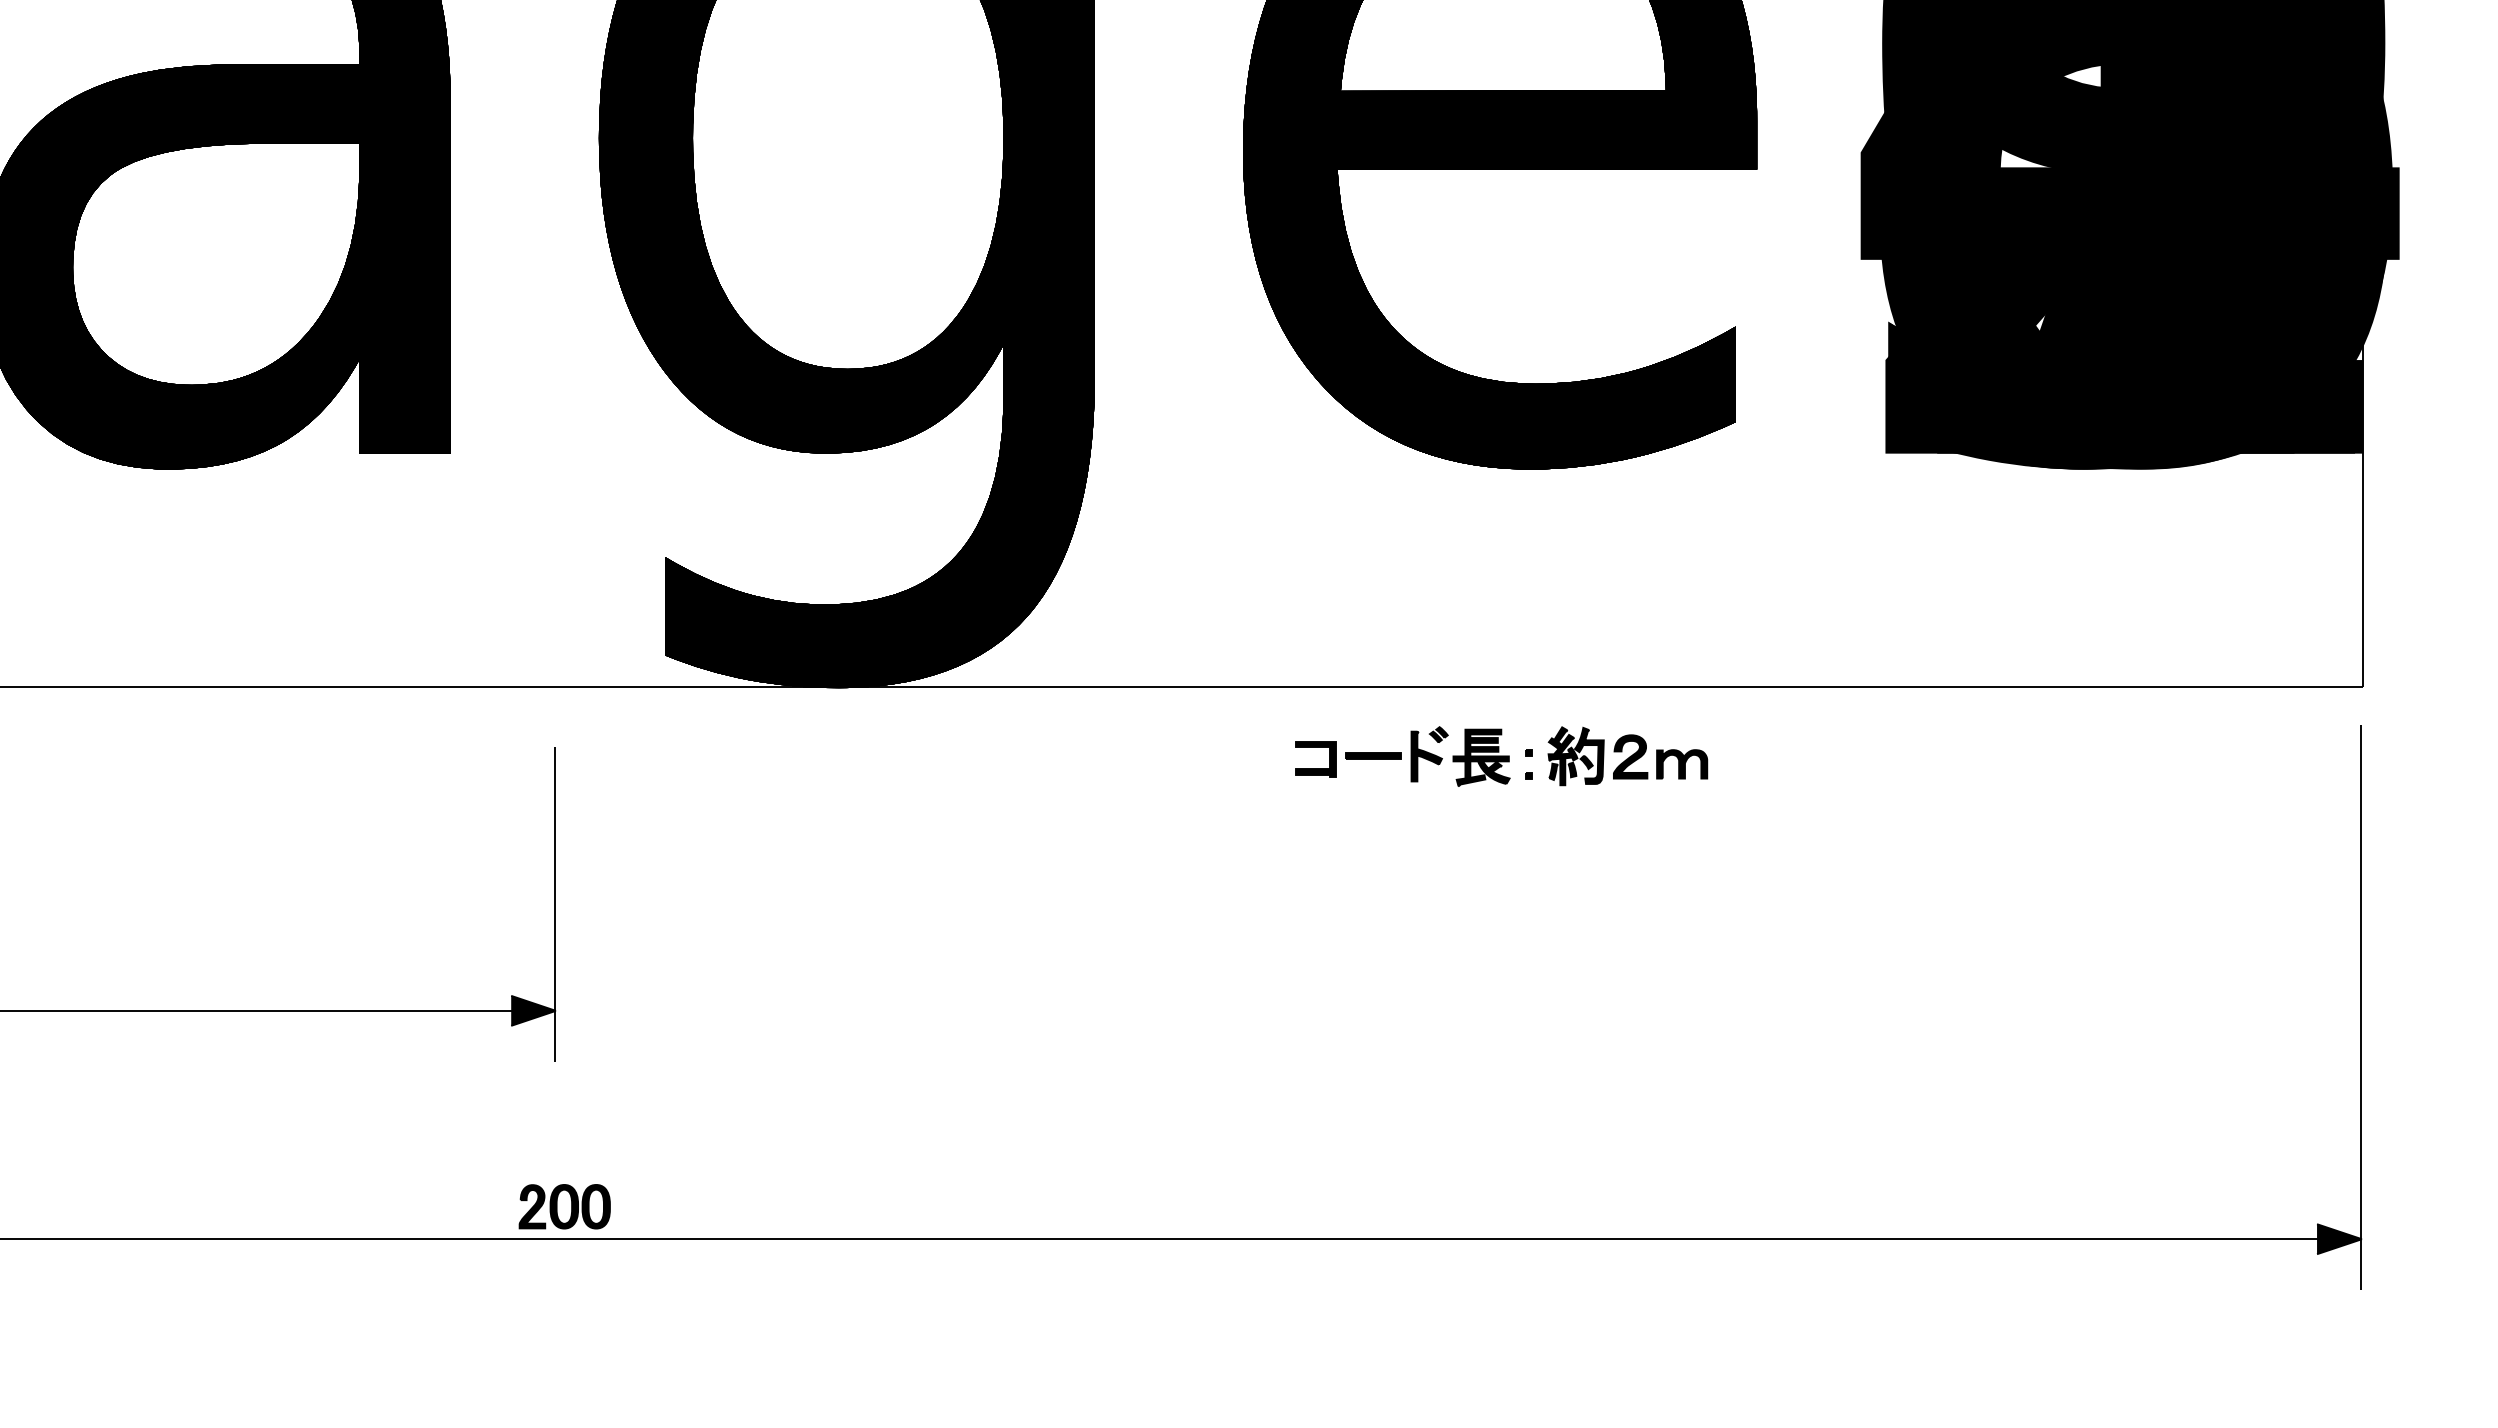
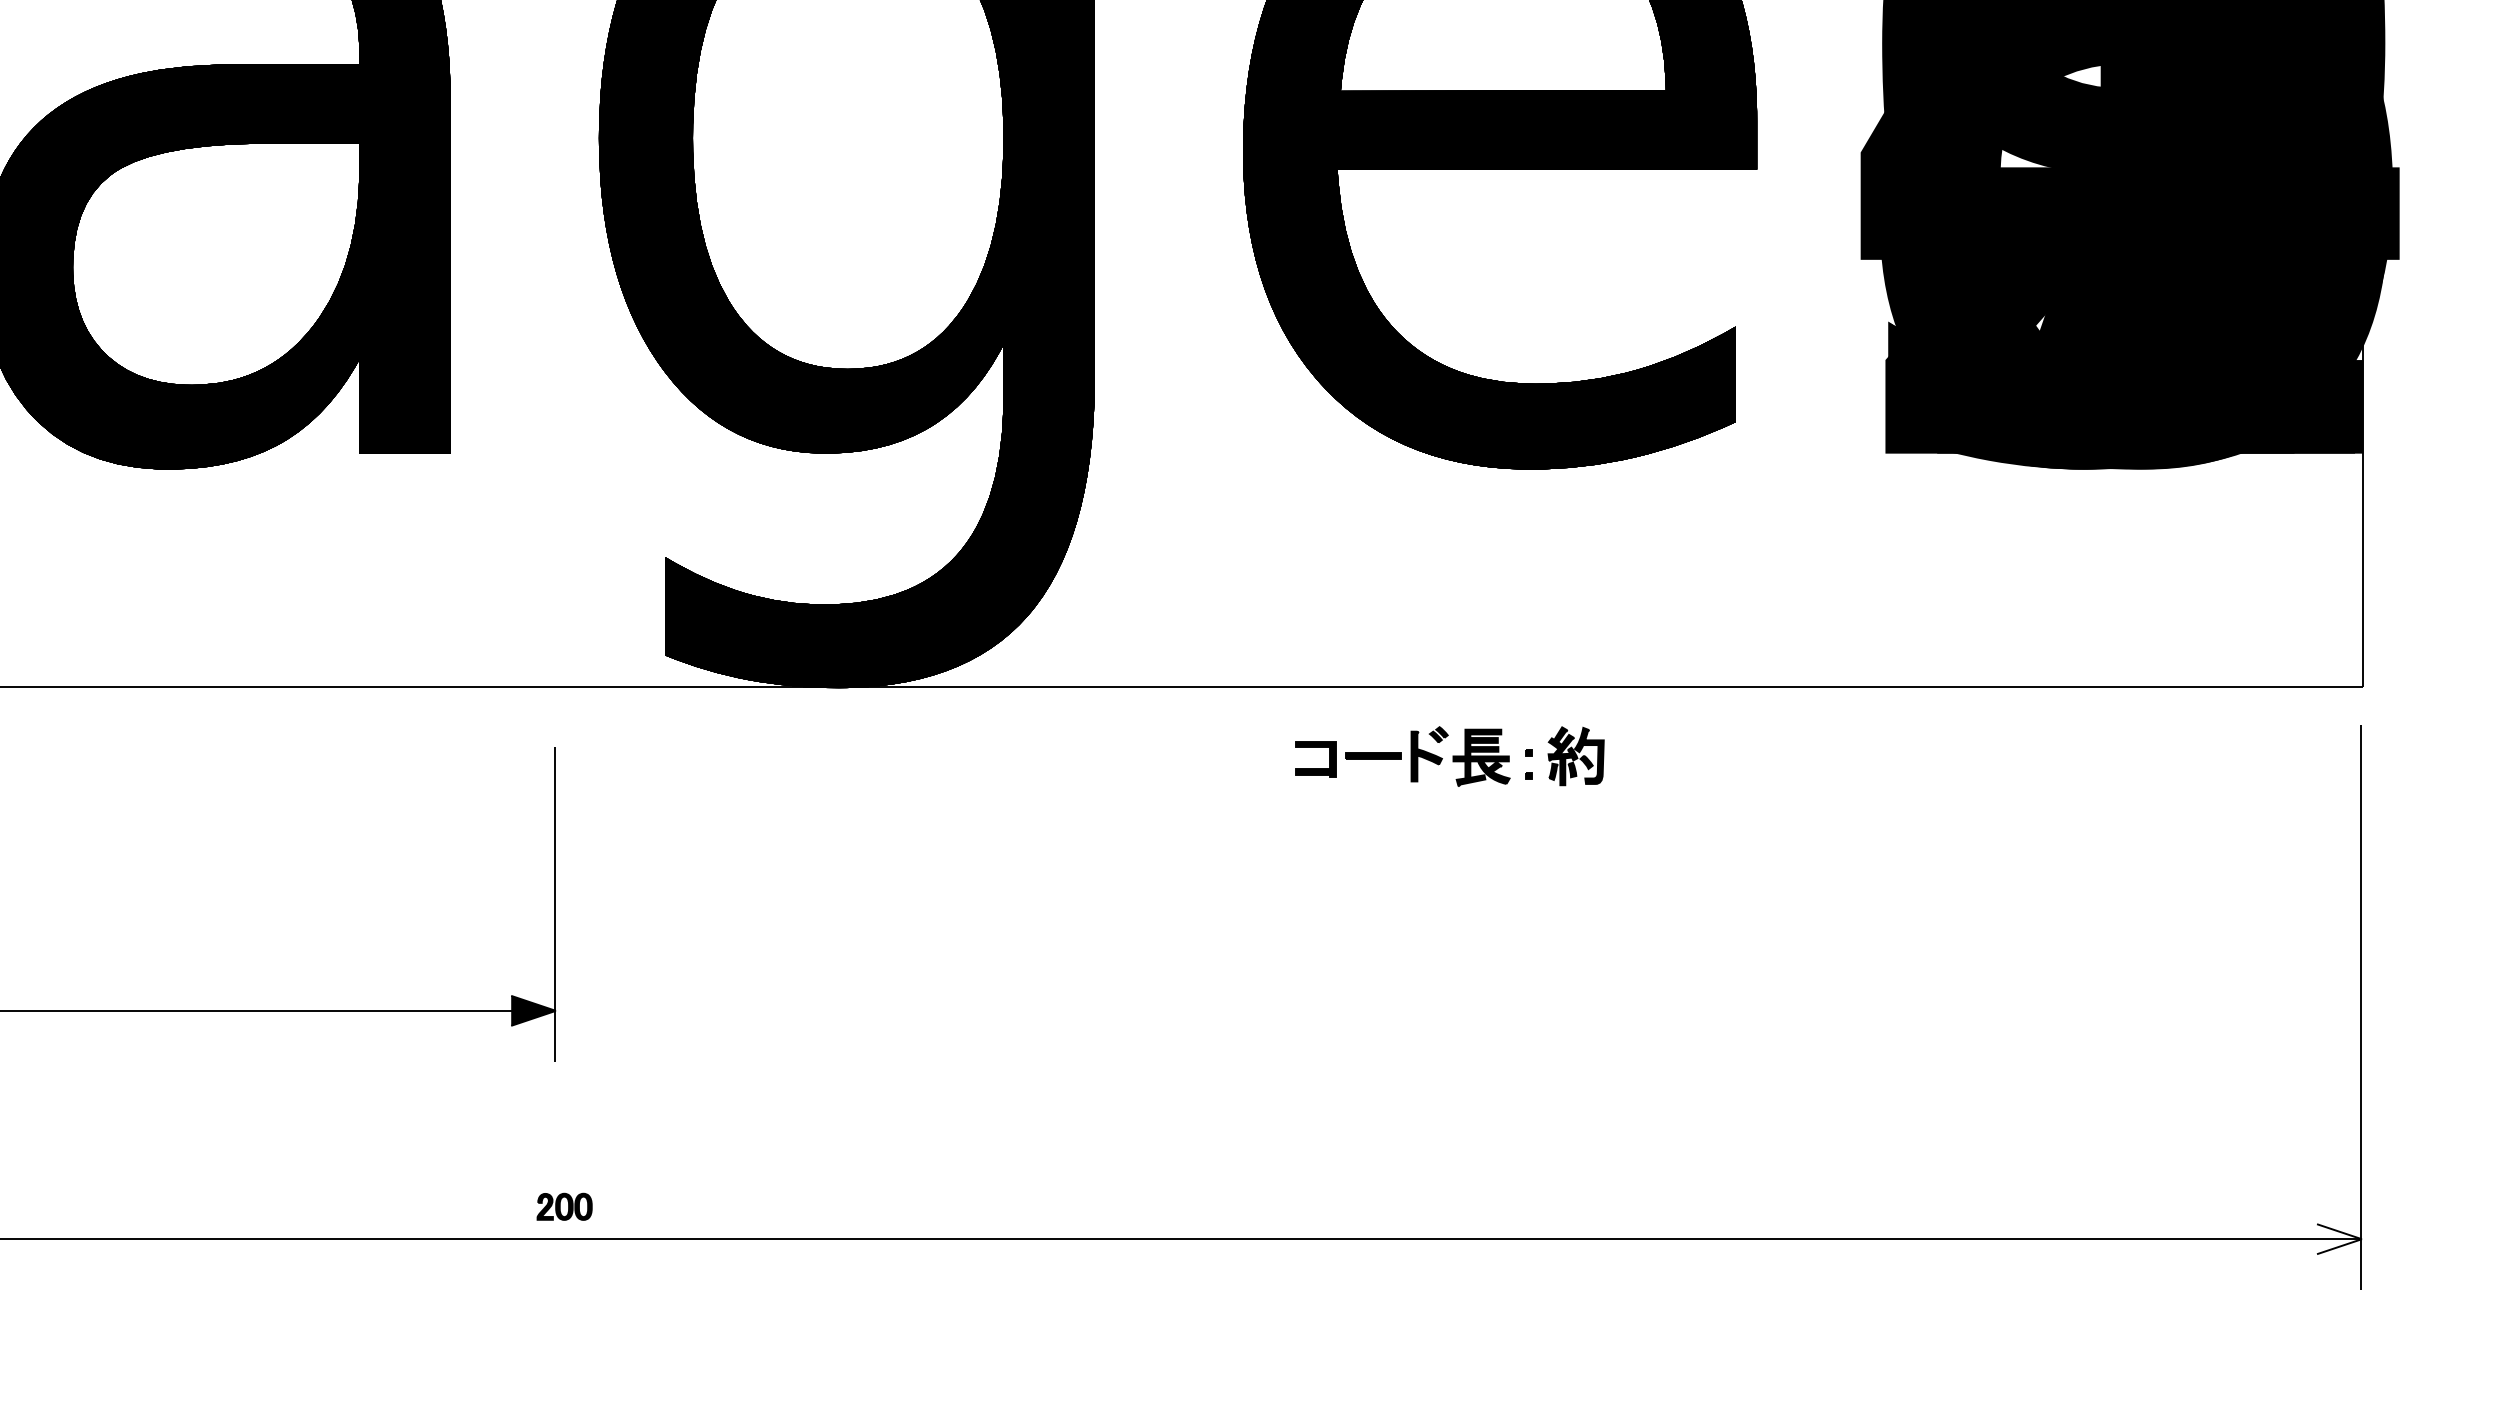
part: present -> none (1660, 756)
part size: 93x46 px -> 57x29 px (564, 1206)
fill: present -> none (2339, 1239)
